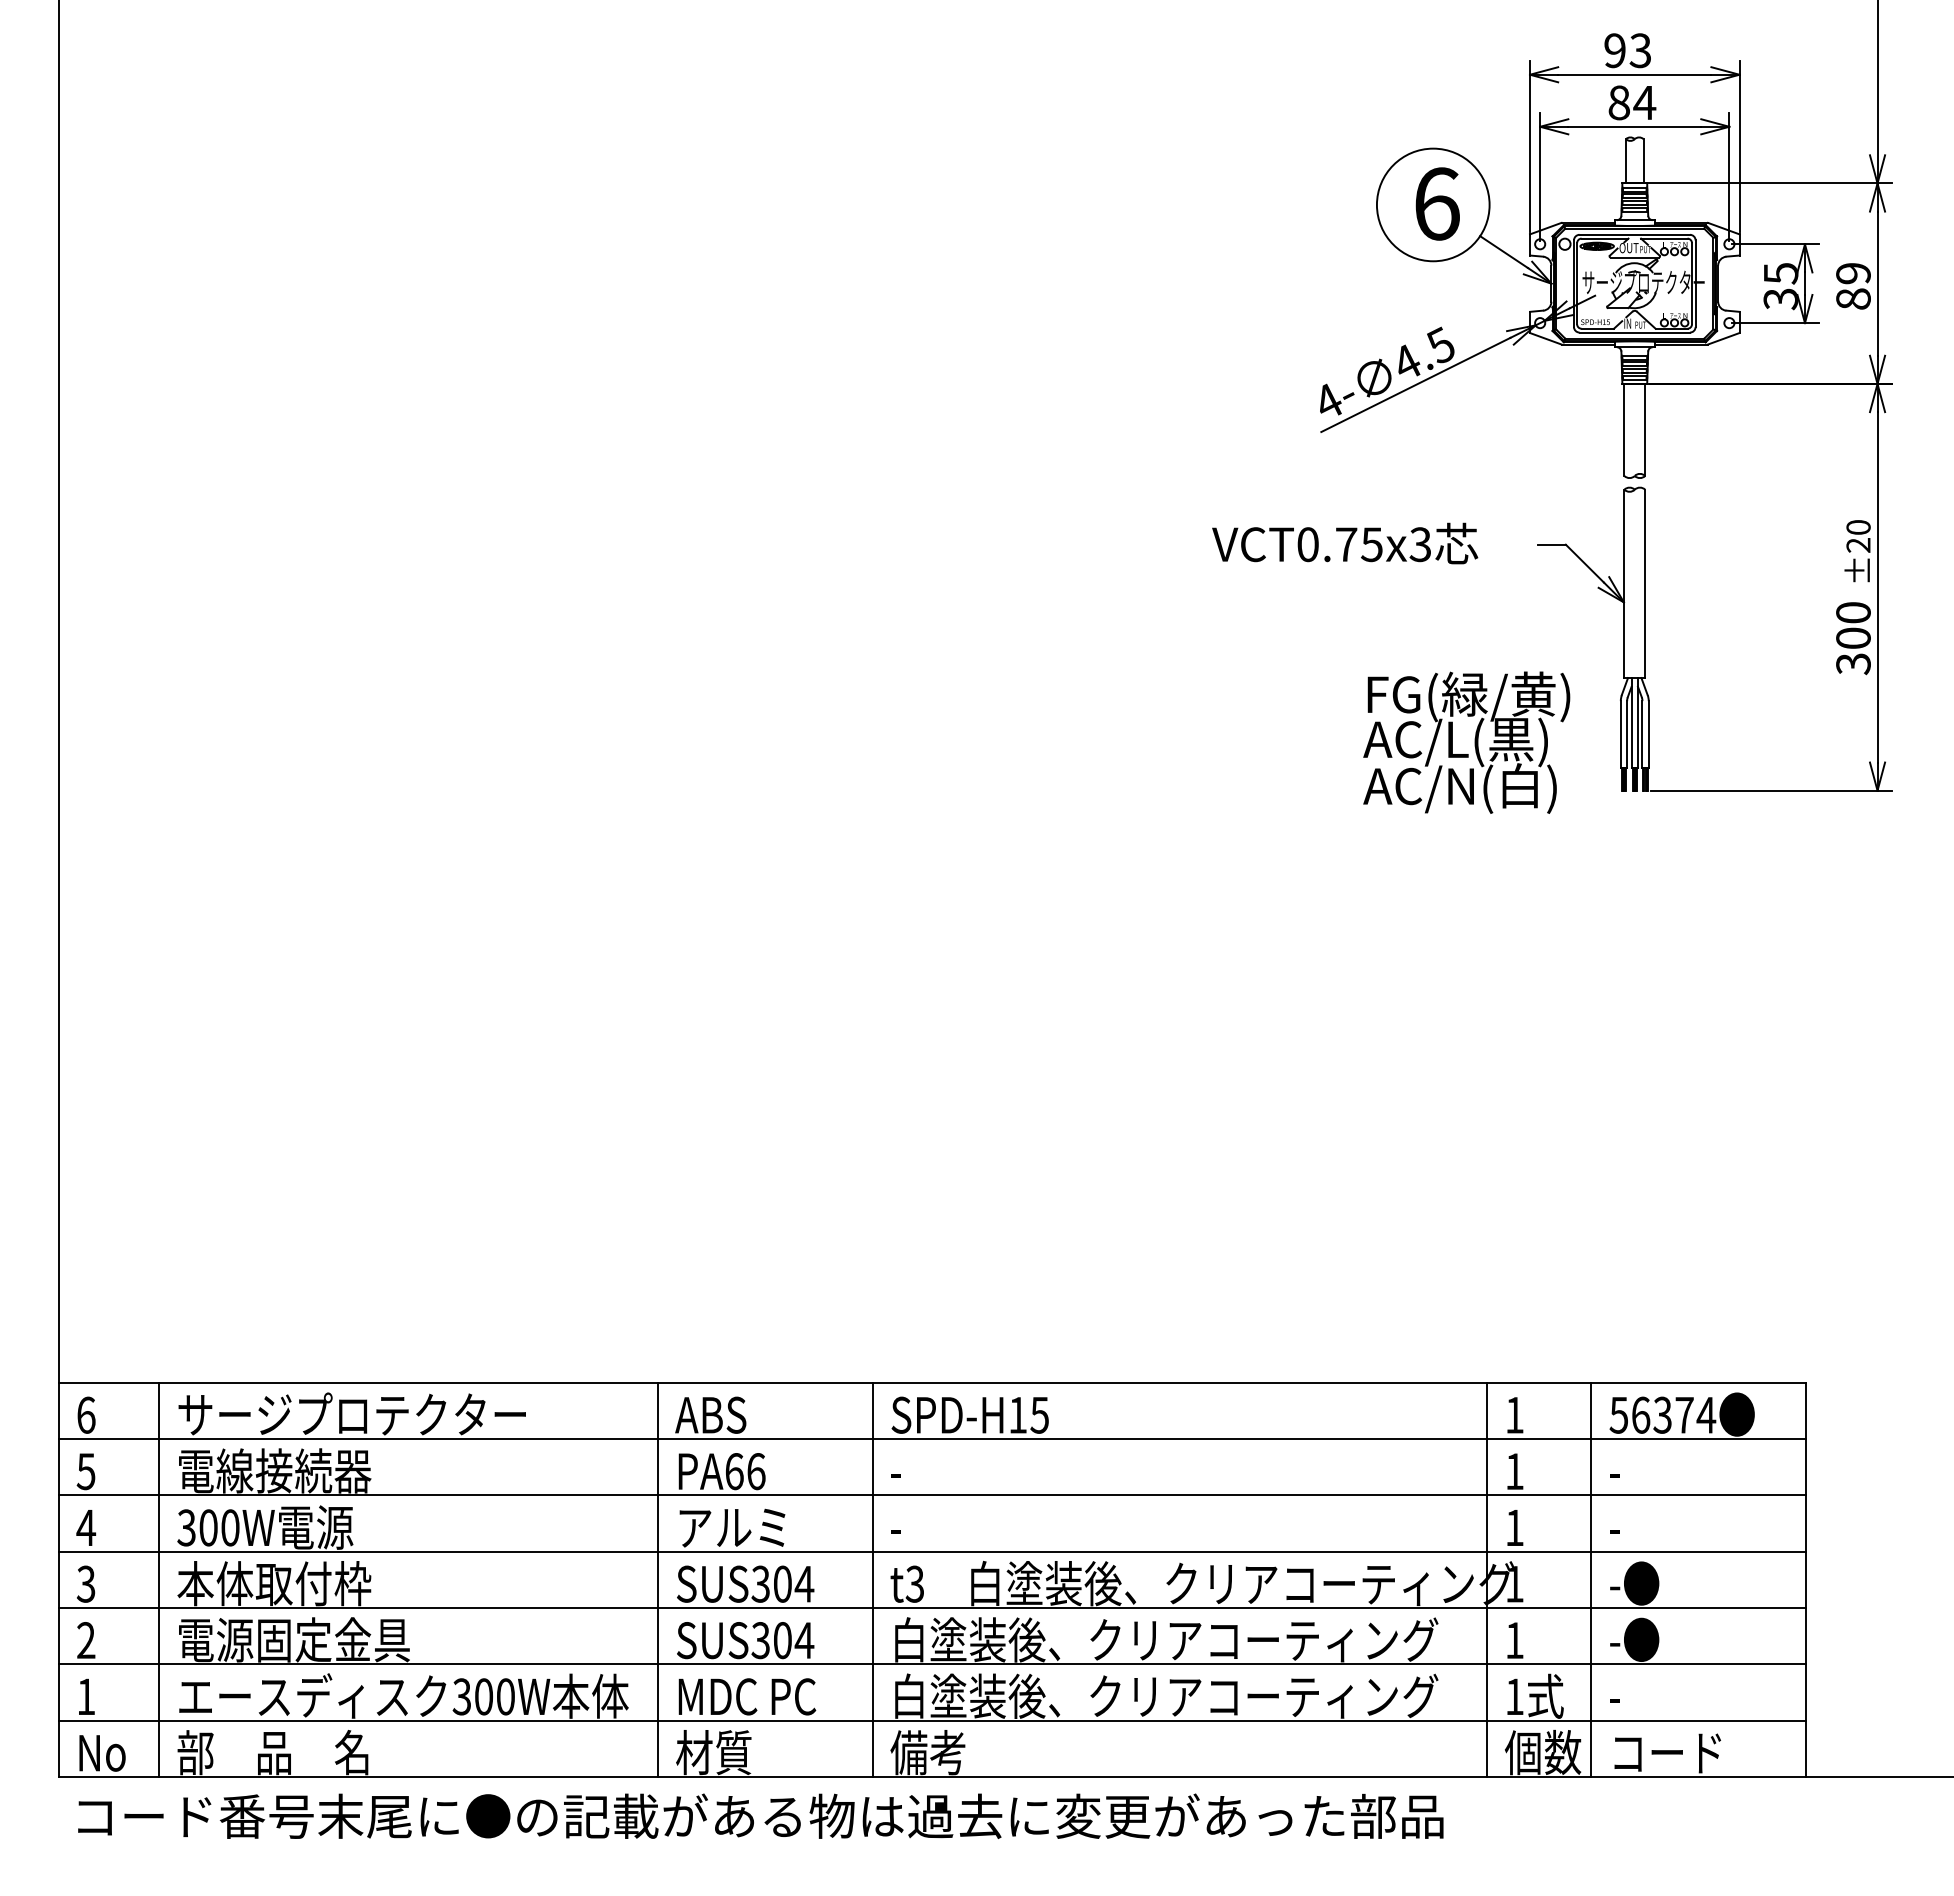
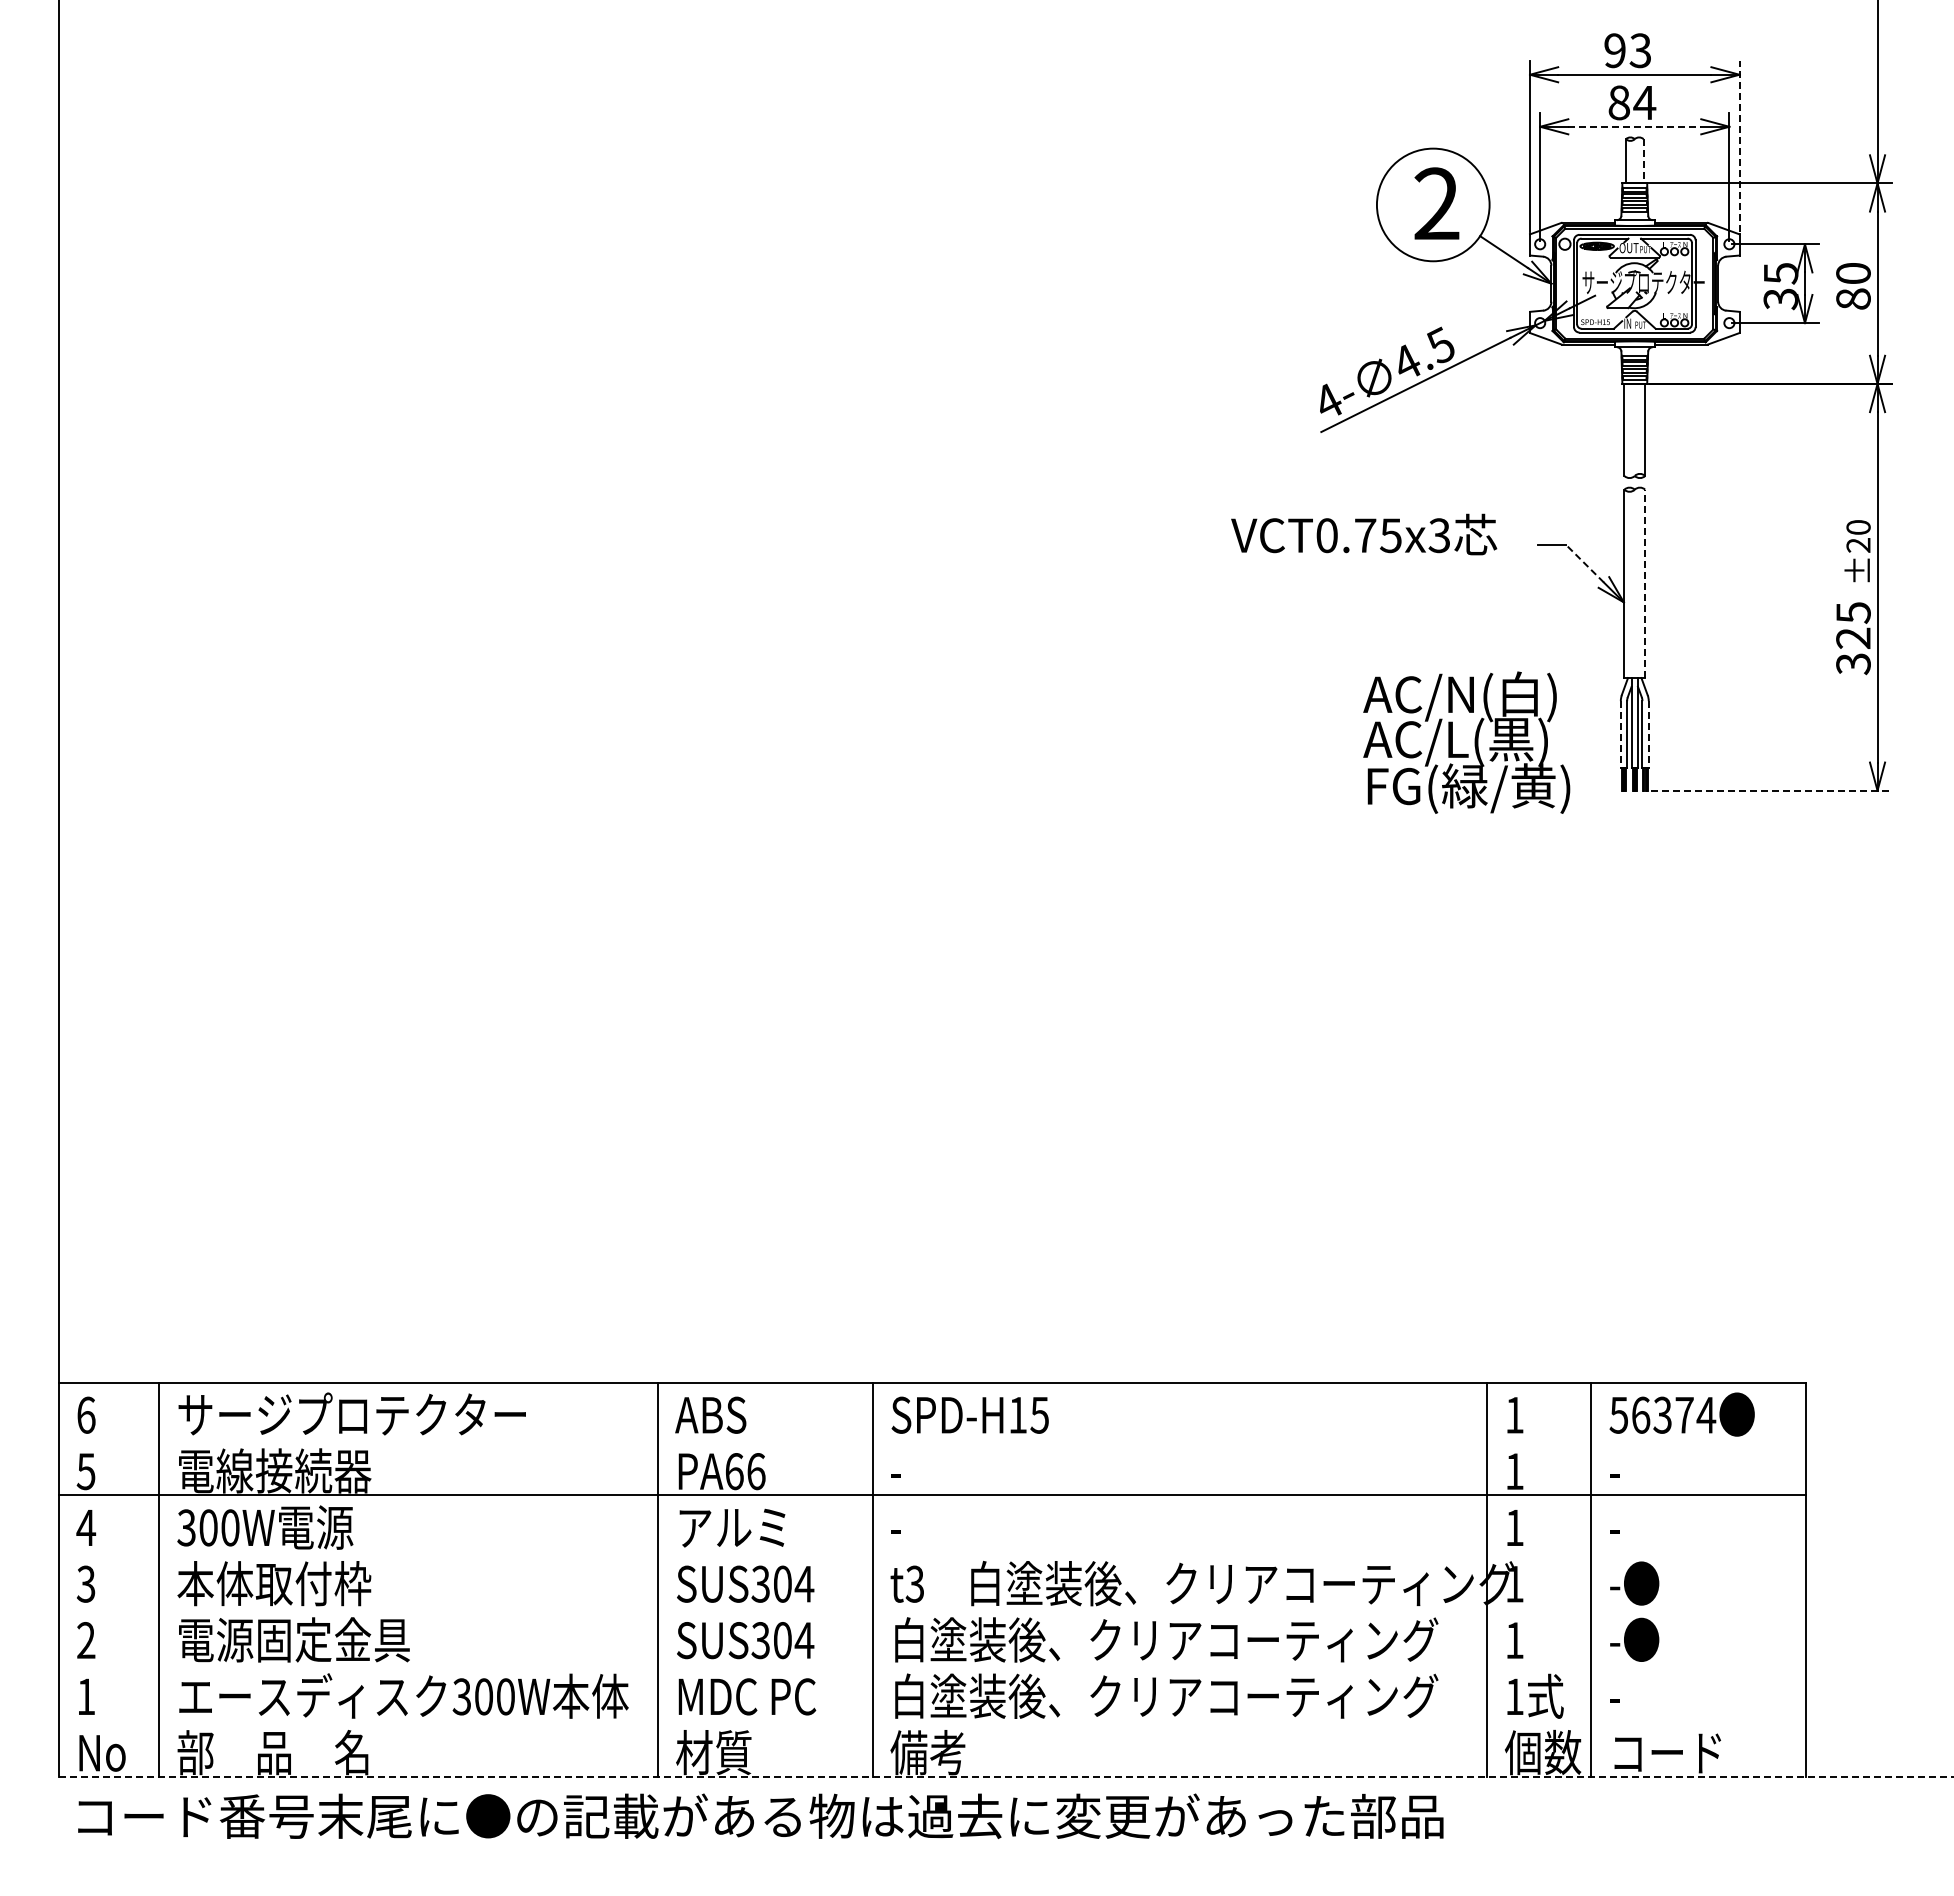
line: solid -> dashed (1635, 126)
line: solid -> dashed (1739, 145)
line: solid -> dashed (1643, 161)
text: 6 -> 2 (1436, 203)
text: 89 -> 80 (1853, 273)
text position: (1345, 543) -> (1364, 534) (1364, 534)
line: solid -> dashed (1584, 563)
line: solid -> dashed (1645, 583)
text: 300 -> 325 (1853, 625)
text: FG(緑/黄) -> AC/N(白) (1466, 696)
line: solid -> dashed (1620, 734)
line: solid -> dashed (1648, 734)
text: AC/N(白) -> FG(緑/黄) (1466, 788)
line: solid -> dashed (1771, 790)
line: present -> none (931, 1438)
line: present -> none (931, 1551)
line: present -> none (931, 1607)
line: present -> none (931, 1664)
line: present -> none (931, 1720)
line: solid -> dashed (1006, 1776)
